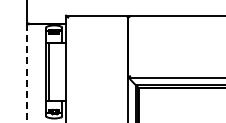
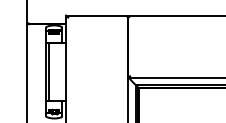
line: dashed -> solid (27, 73)
